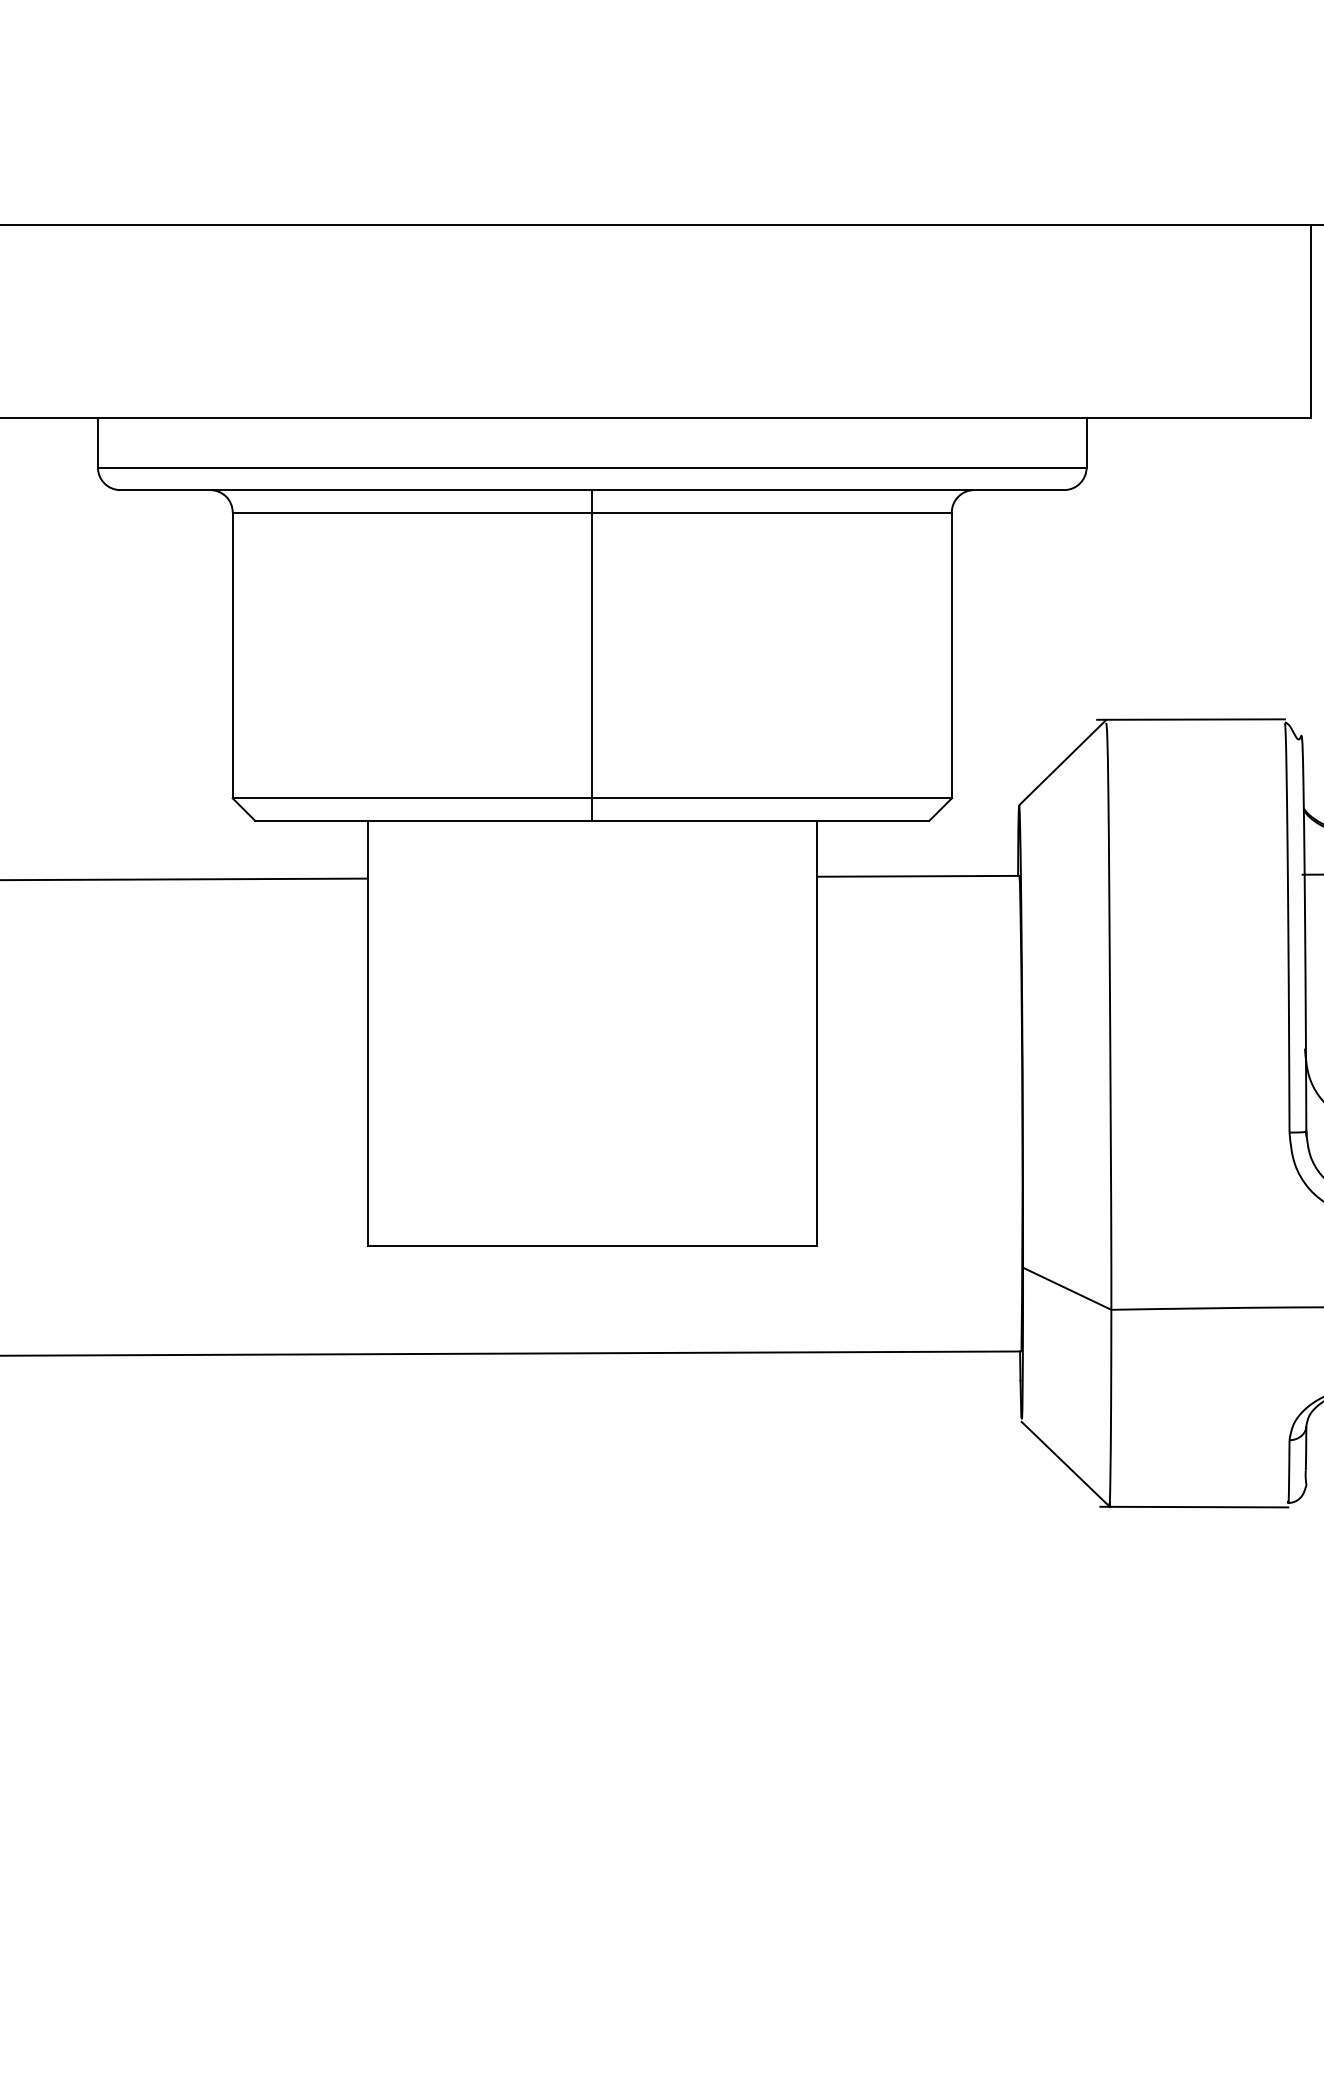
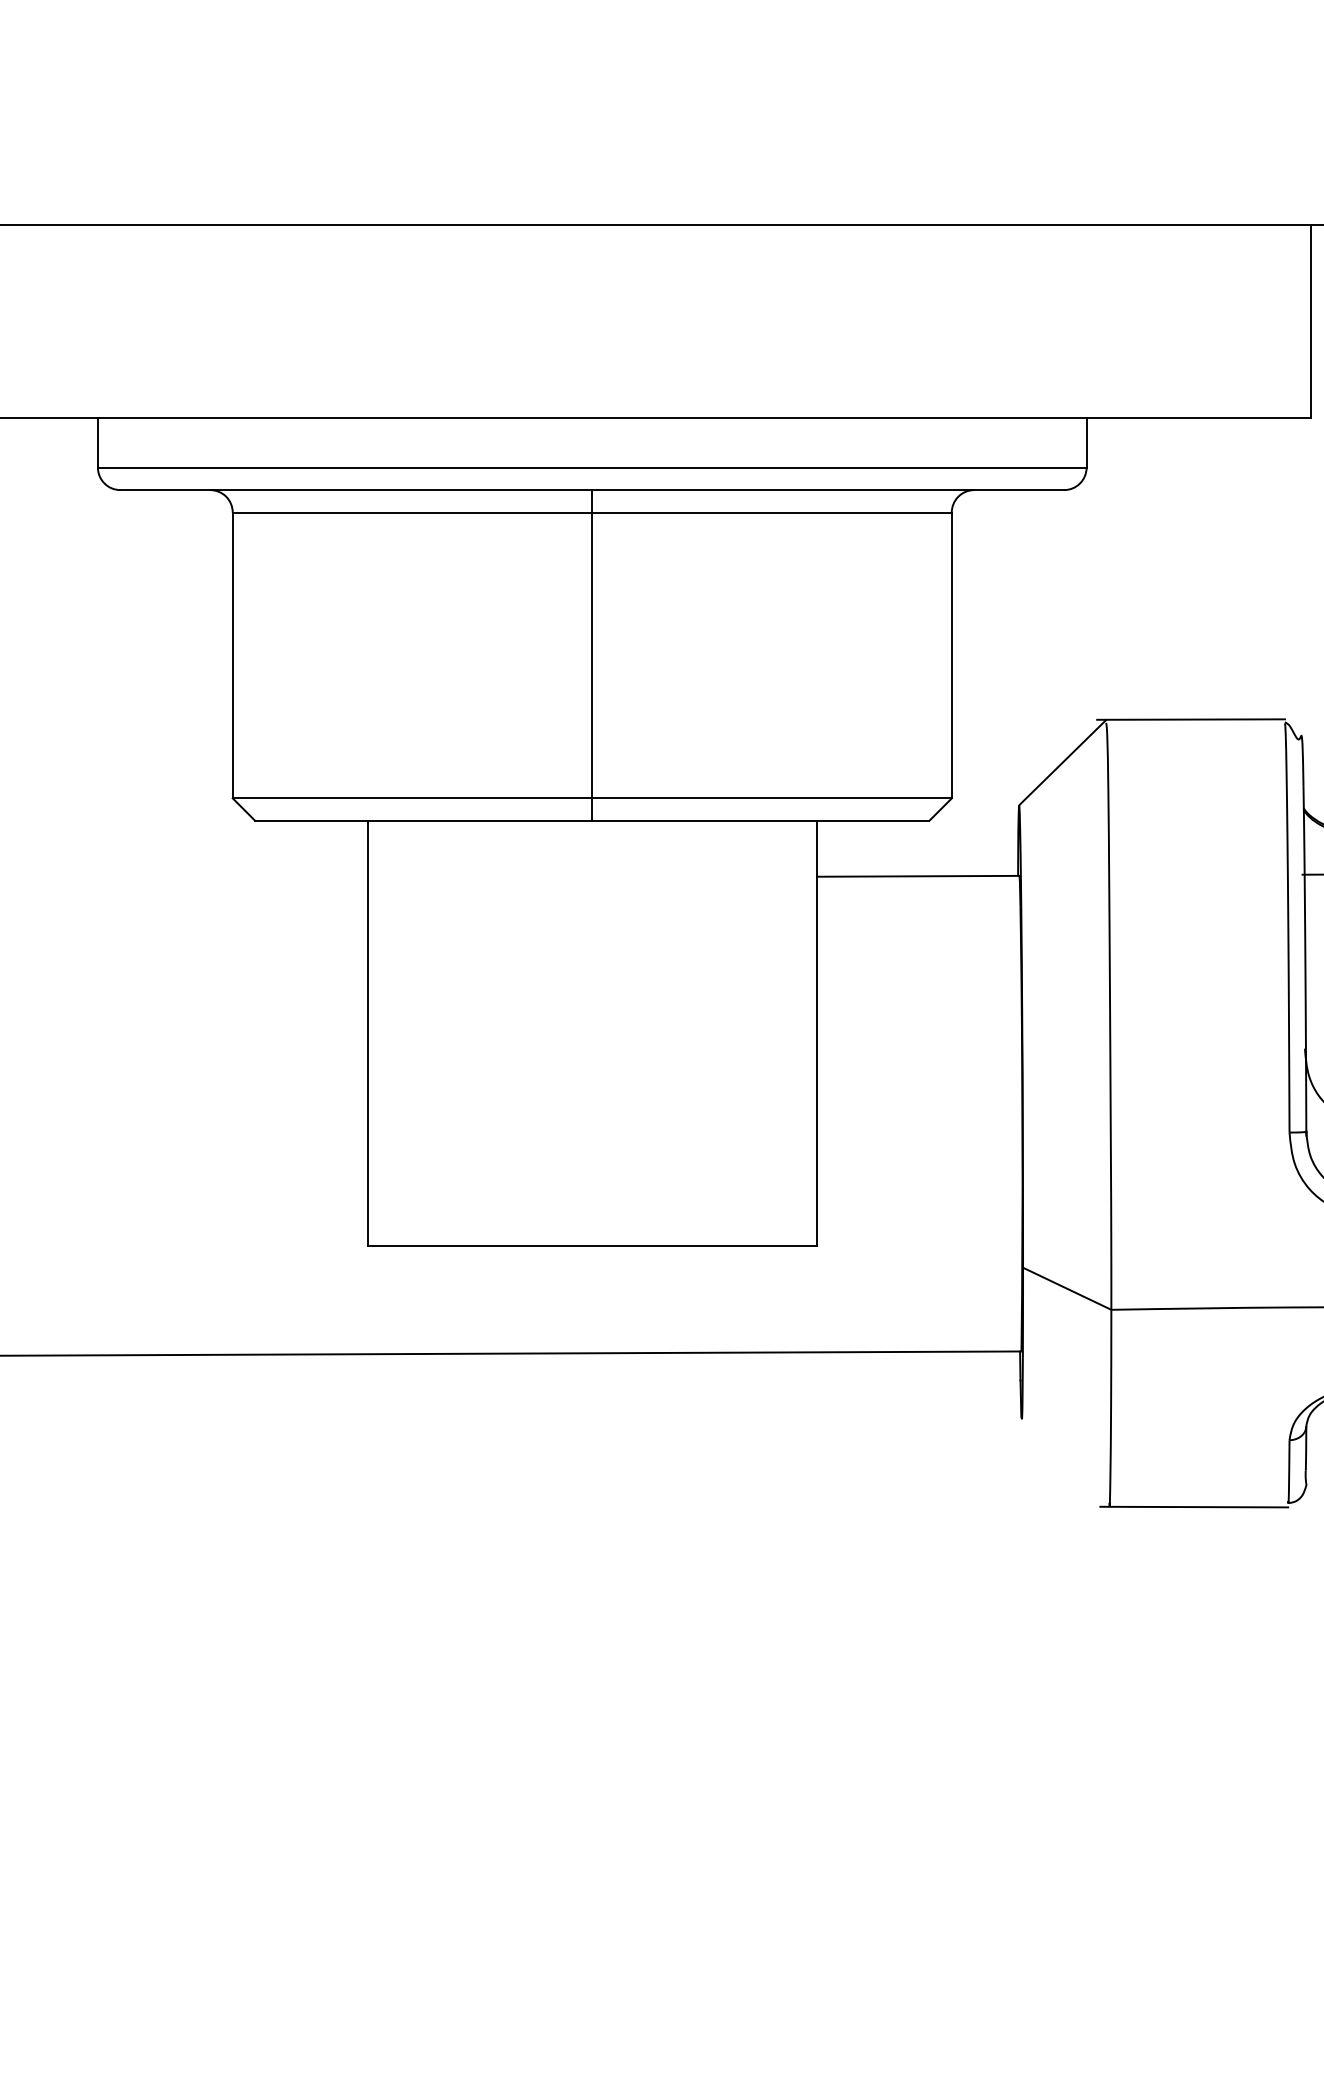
line: present -> none (184, 879)
line: present -> none (1065, 1464)
